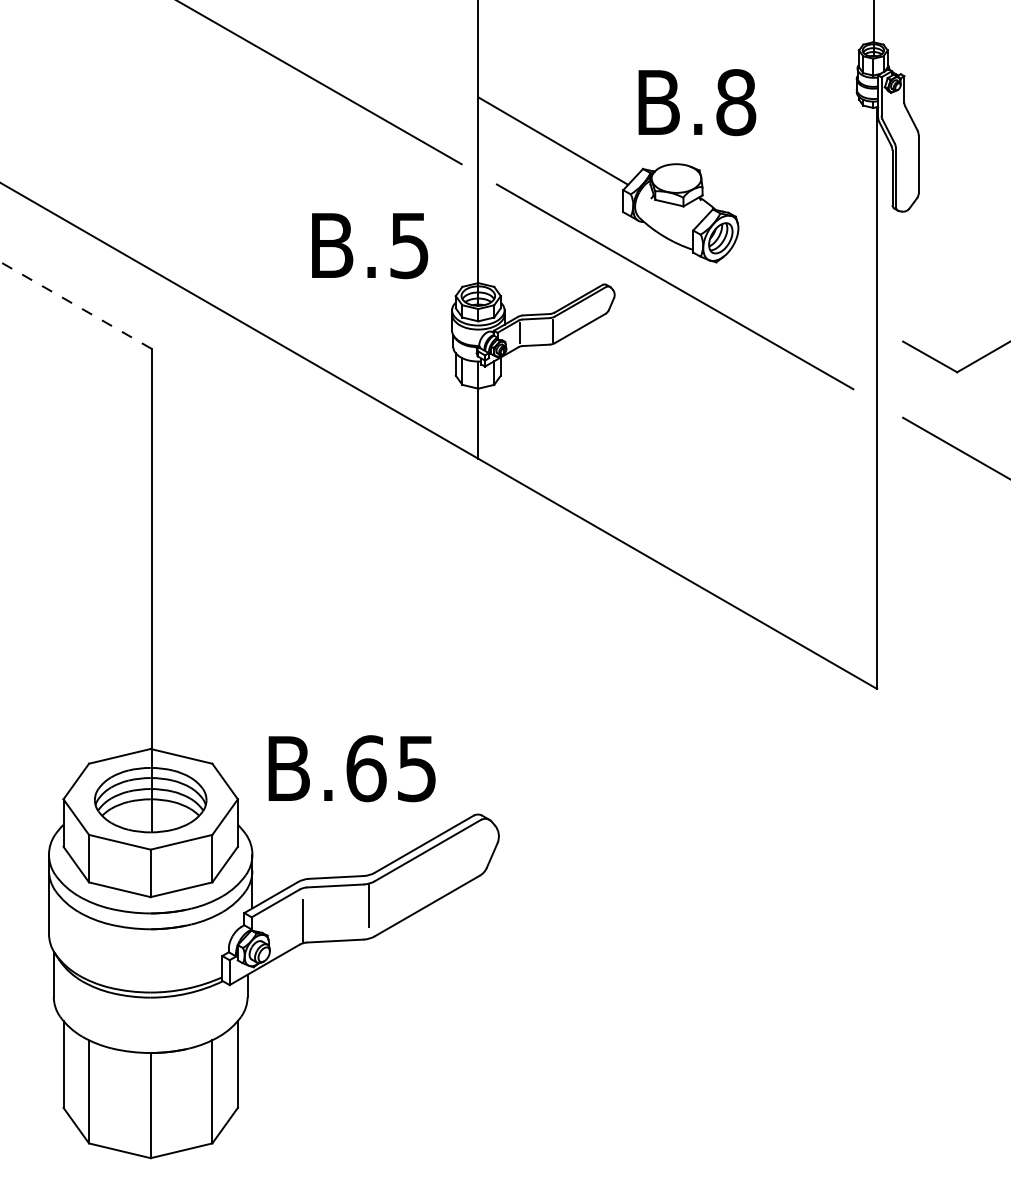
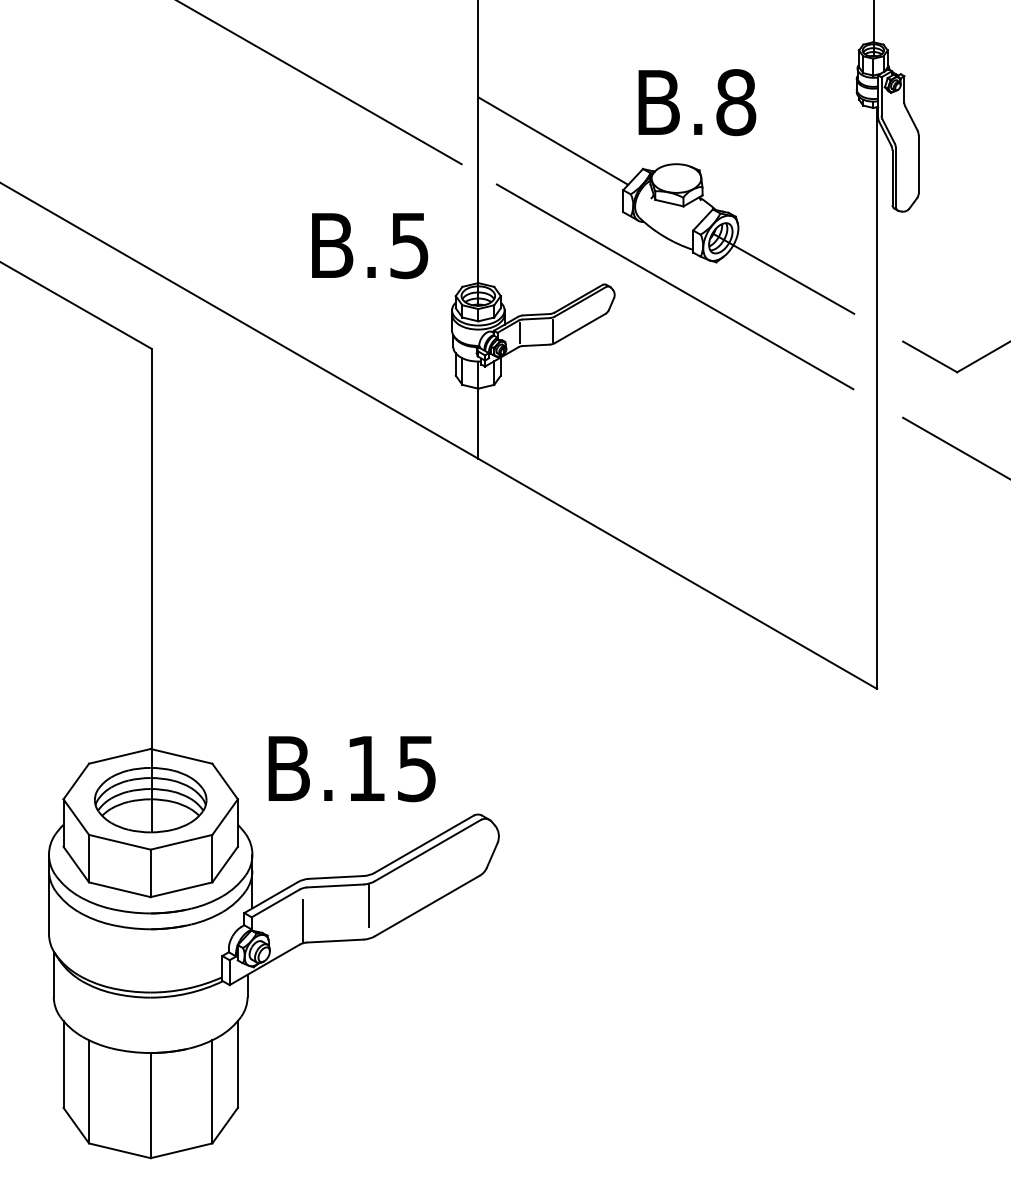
line: none -> present (783, 273)
line: dashed -> solid (75, 305)
text: B.65 -> B.15 (366, 768)
